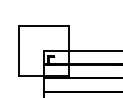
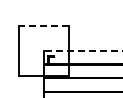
line: solid -> dashed (43, 25)
line: solid -> dashed (82, 50)
